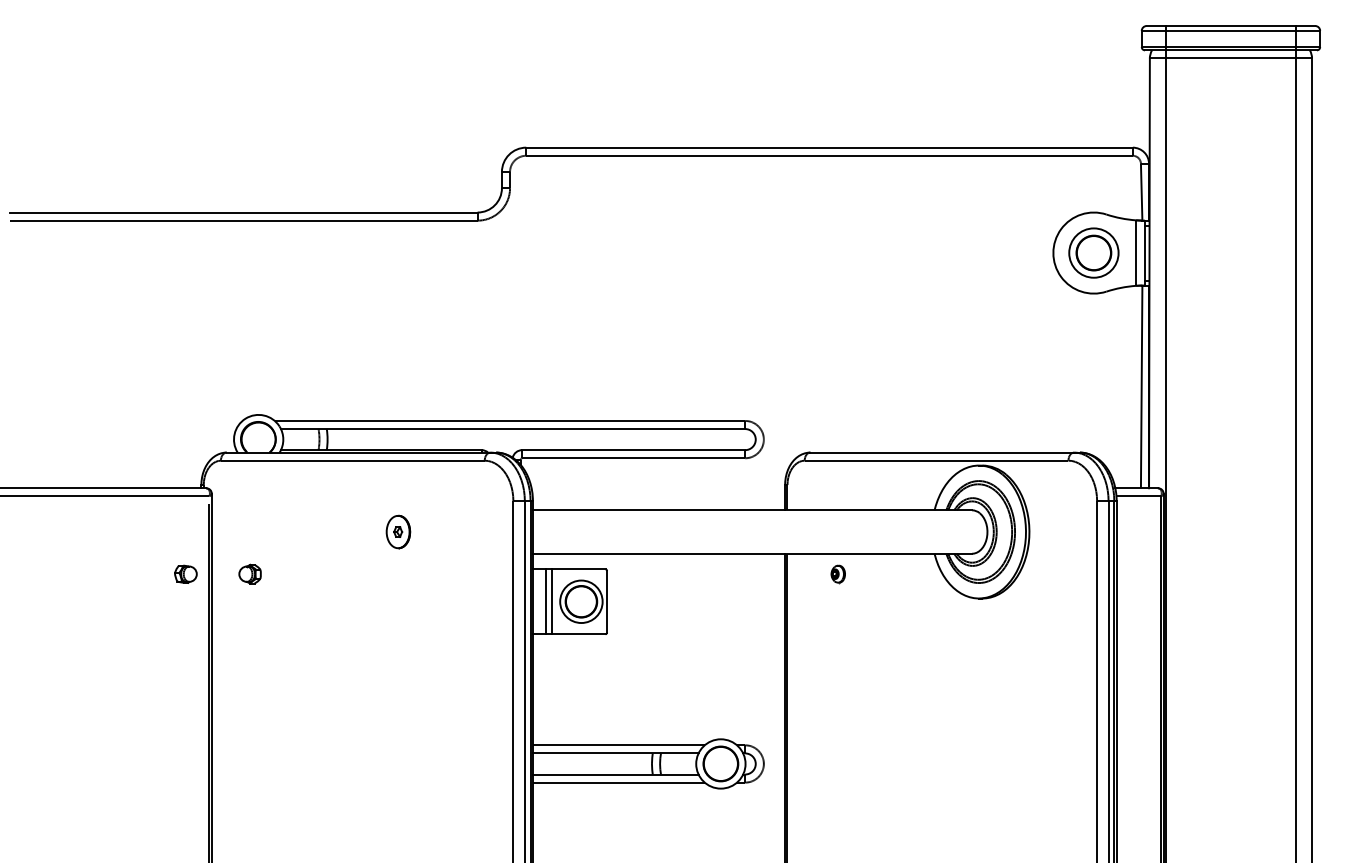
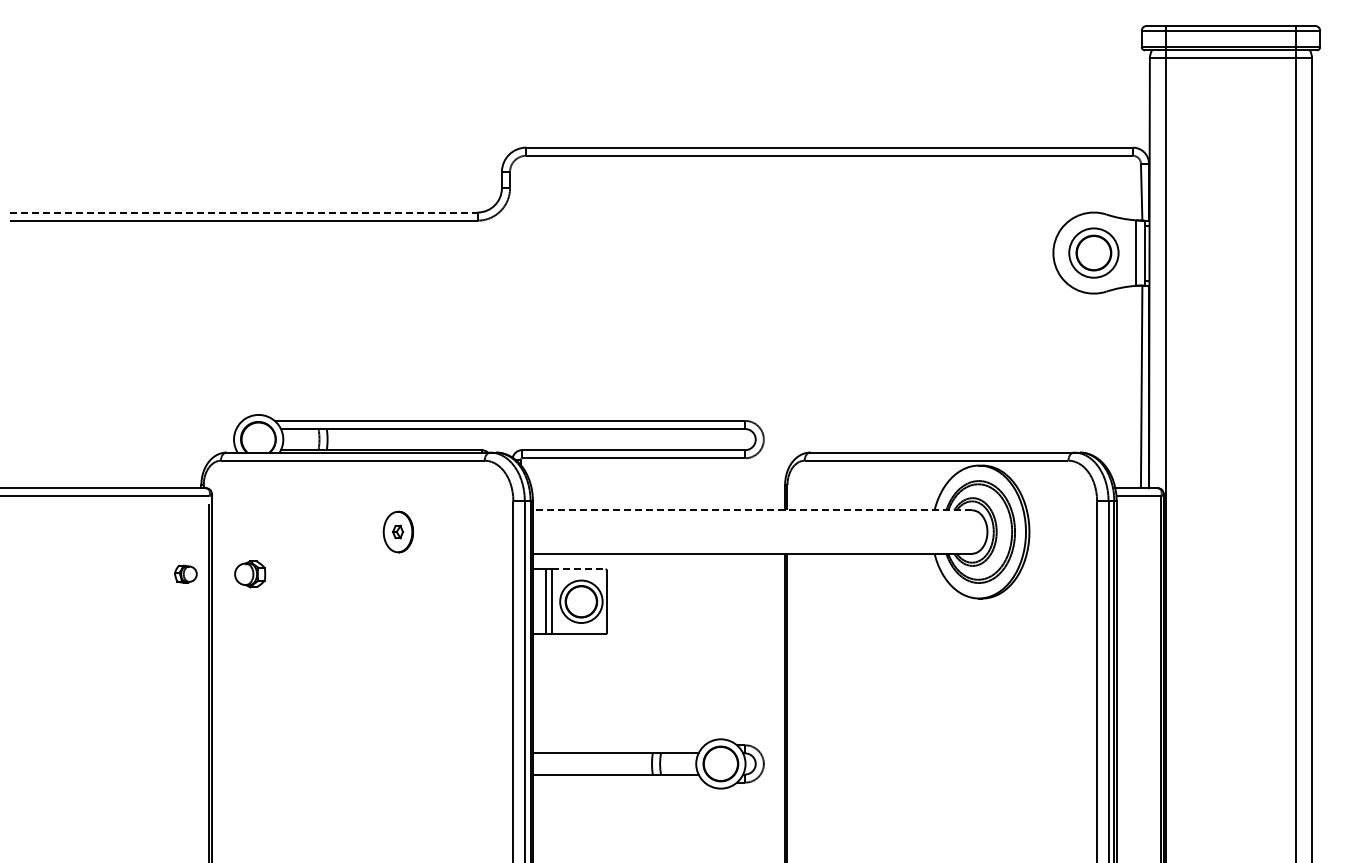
line: solid -> dashed (243, 212)
line: solid -> dashed (752, 510)
part size: 27x36 px -> 32x44 px (397, 531)
line: solid -> dashed (578, 569)
part size: 24x22 px -> 33x29 px (250, 574)
part: present -> none (837, 574)
line: present -> none (618, 745)
line: present -> none (618, 782)
